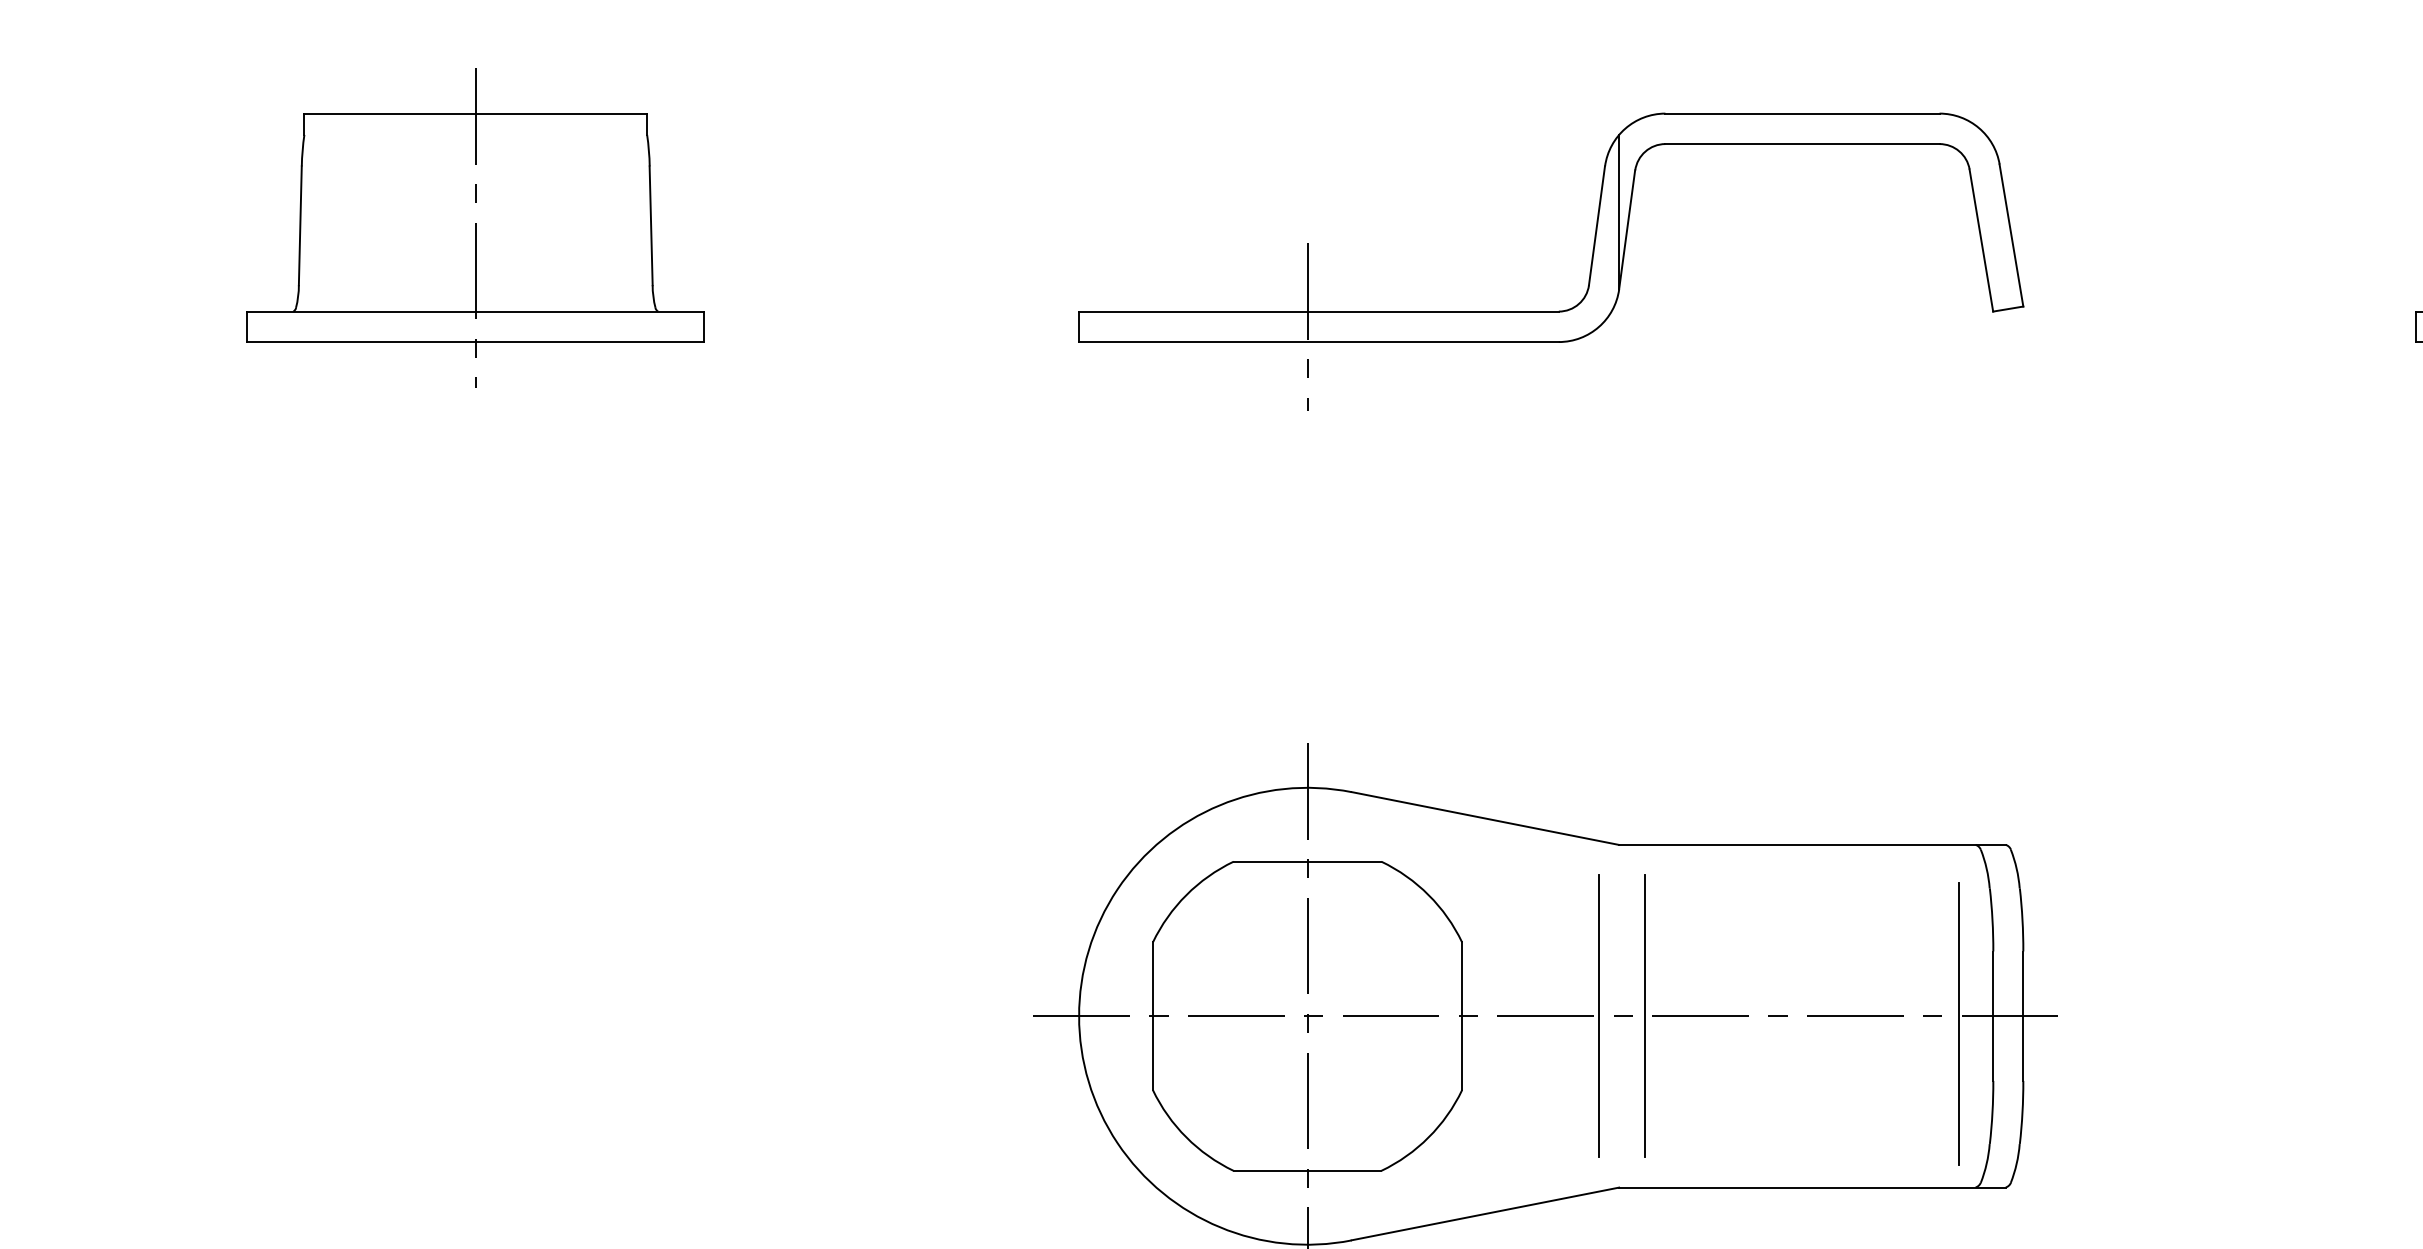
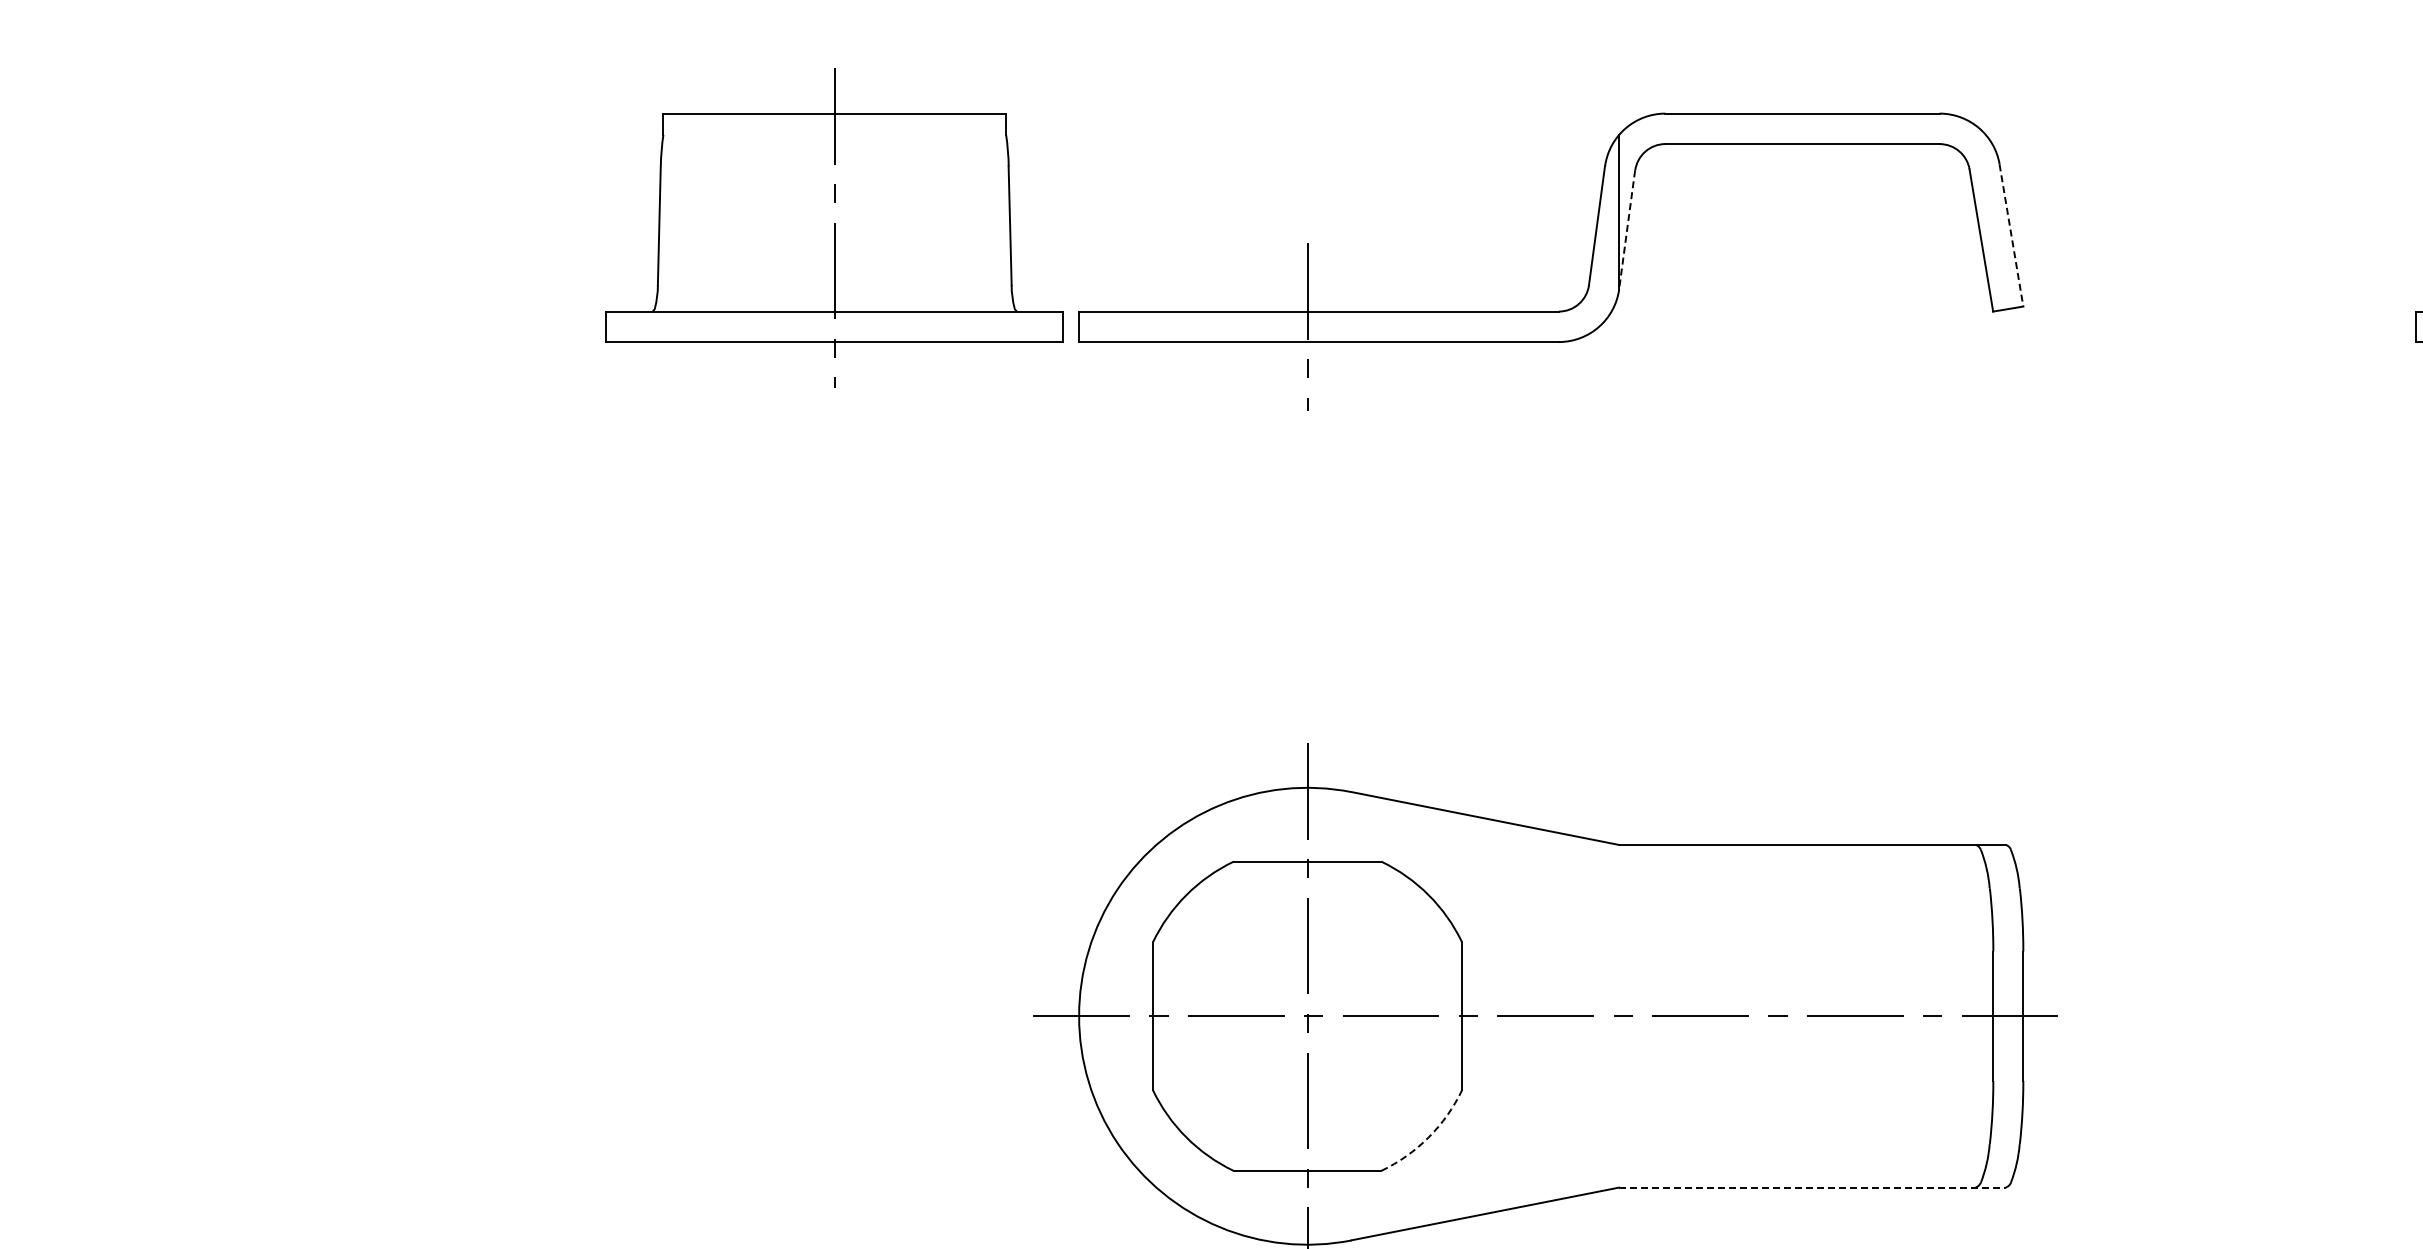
part position: (475, 227) -> (834, 227) (834, 227)
line: solid -> dashed (1627, 230)
line: solid -> dashed (2011, 236)
line: present -> none (1598, 1016)
line: present -> none (1645, 1016)
line: present -> none (1959, 1023)
arc: solid -> dashed (1428, 1137)
line: solid -> dashed (1812, 1187)
